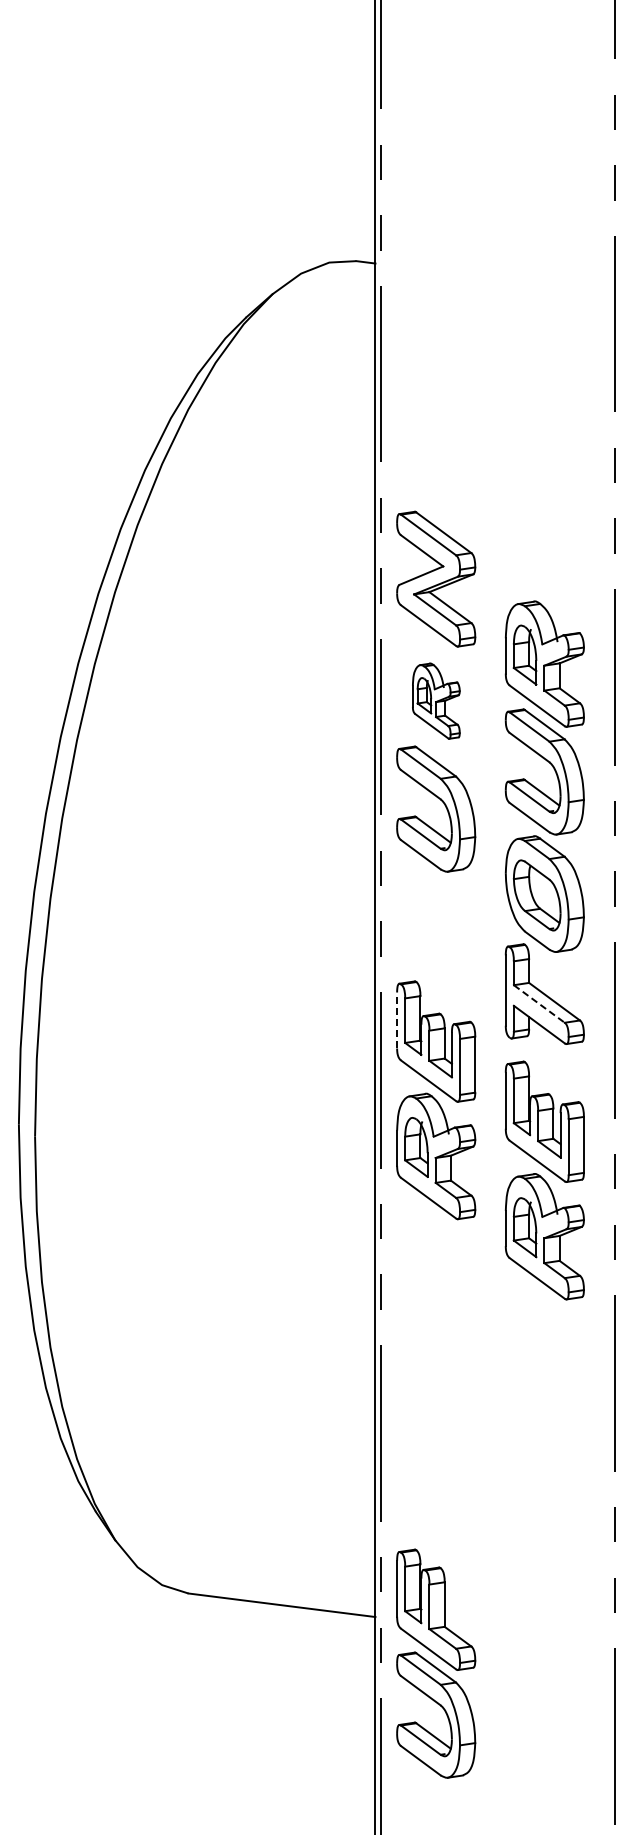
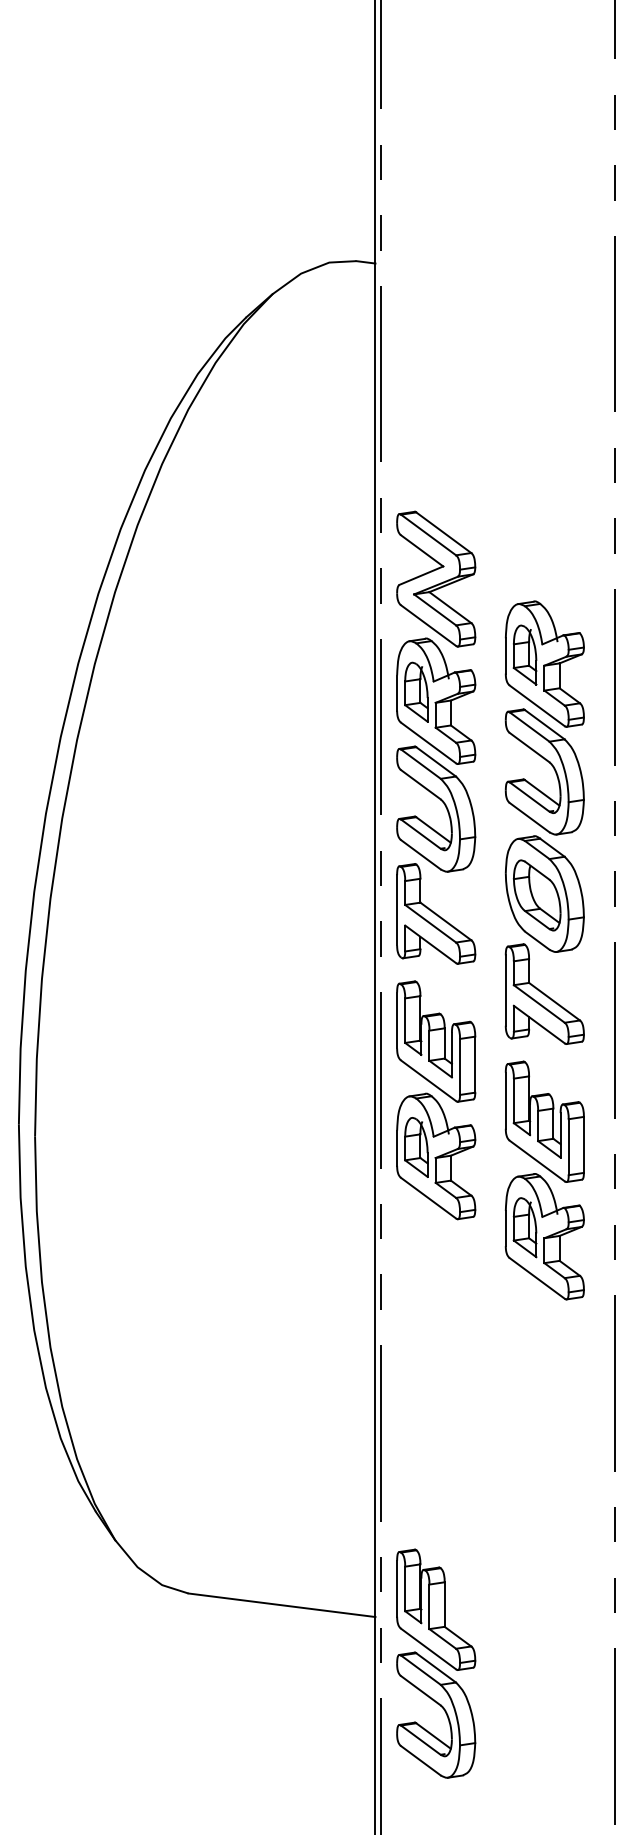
part size: 49x78 px -> 81x128 px (436, 700)
part: none -> present (436, 913)
line: dashed -> solid (539, 1003)
line: dashed -> solid (397, 1020)
